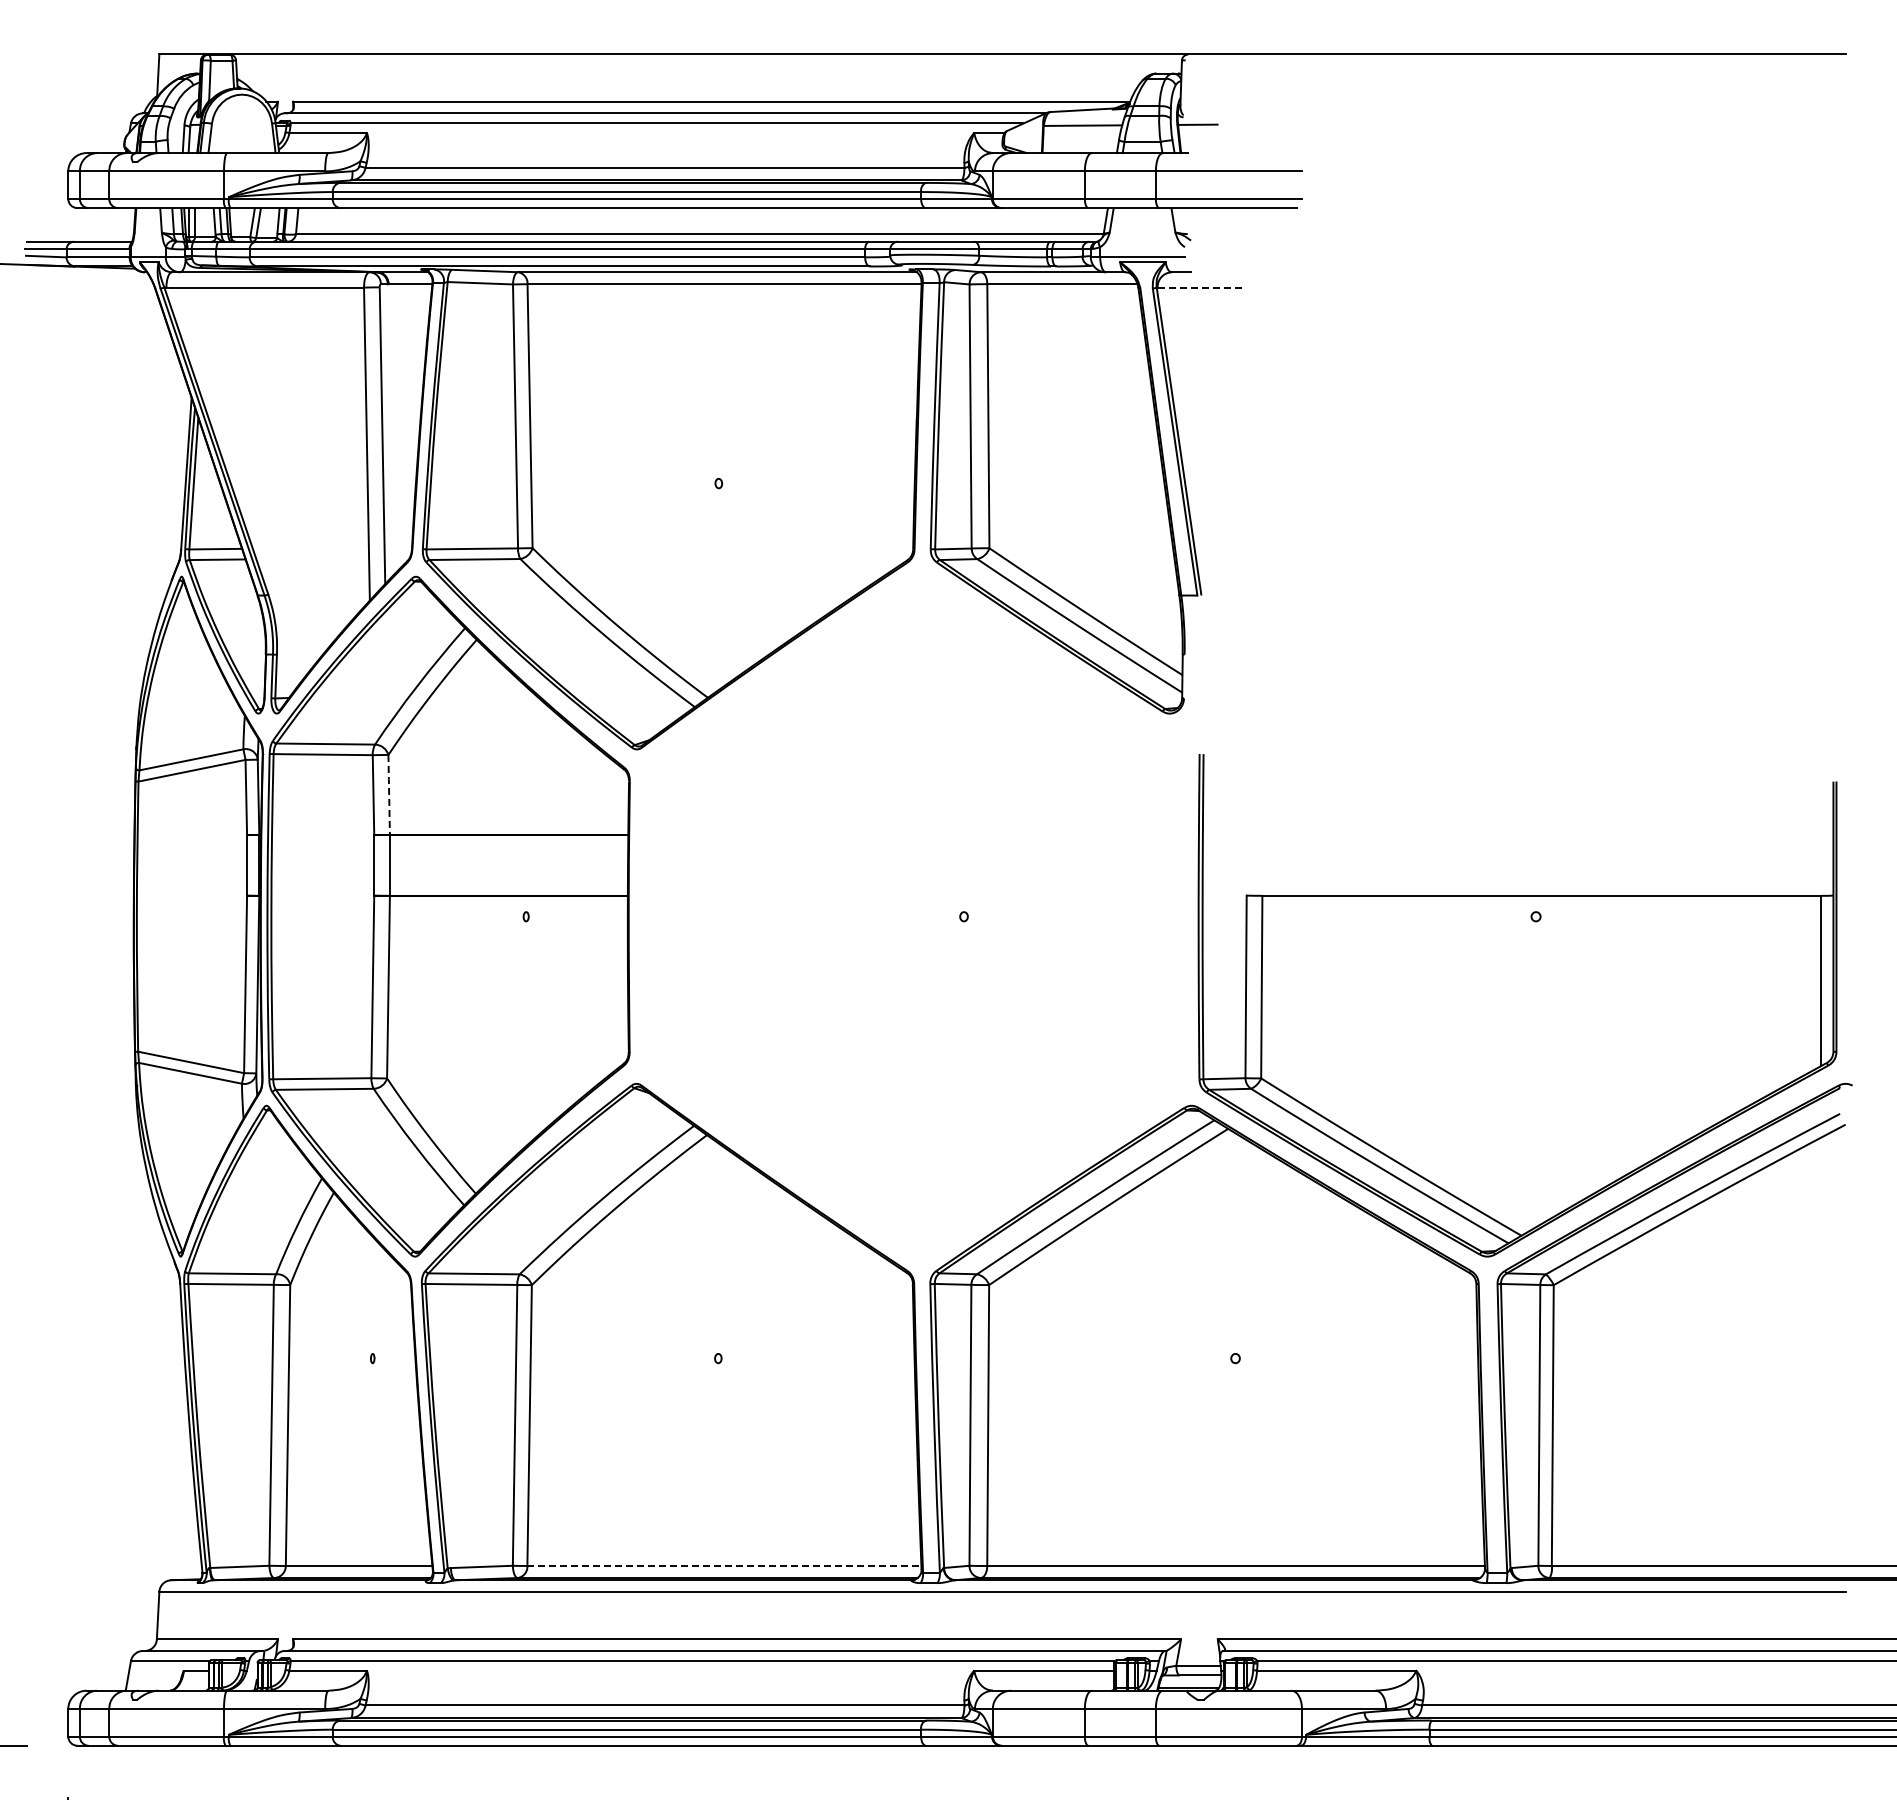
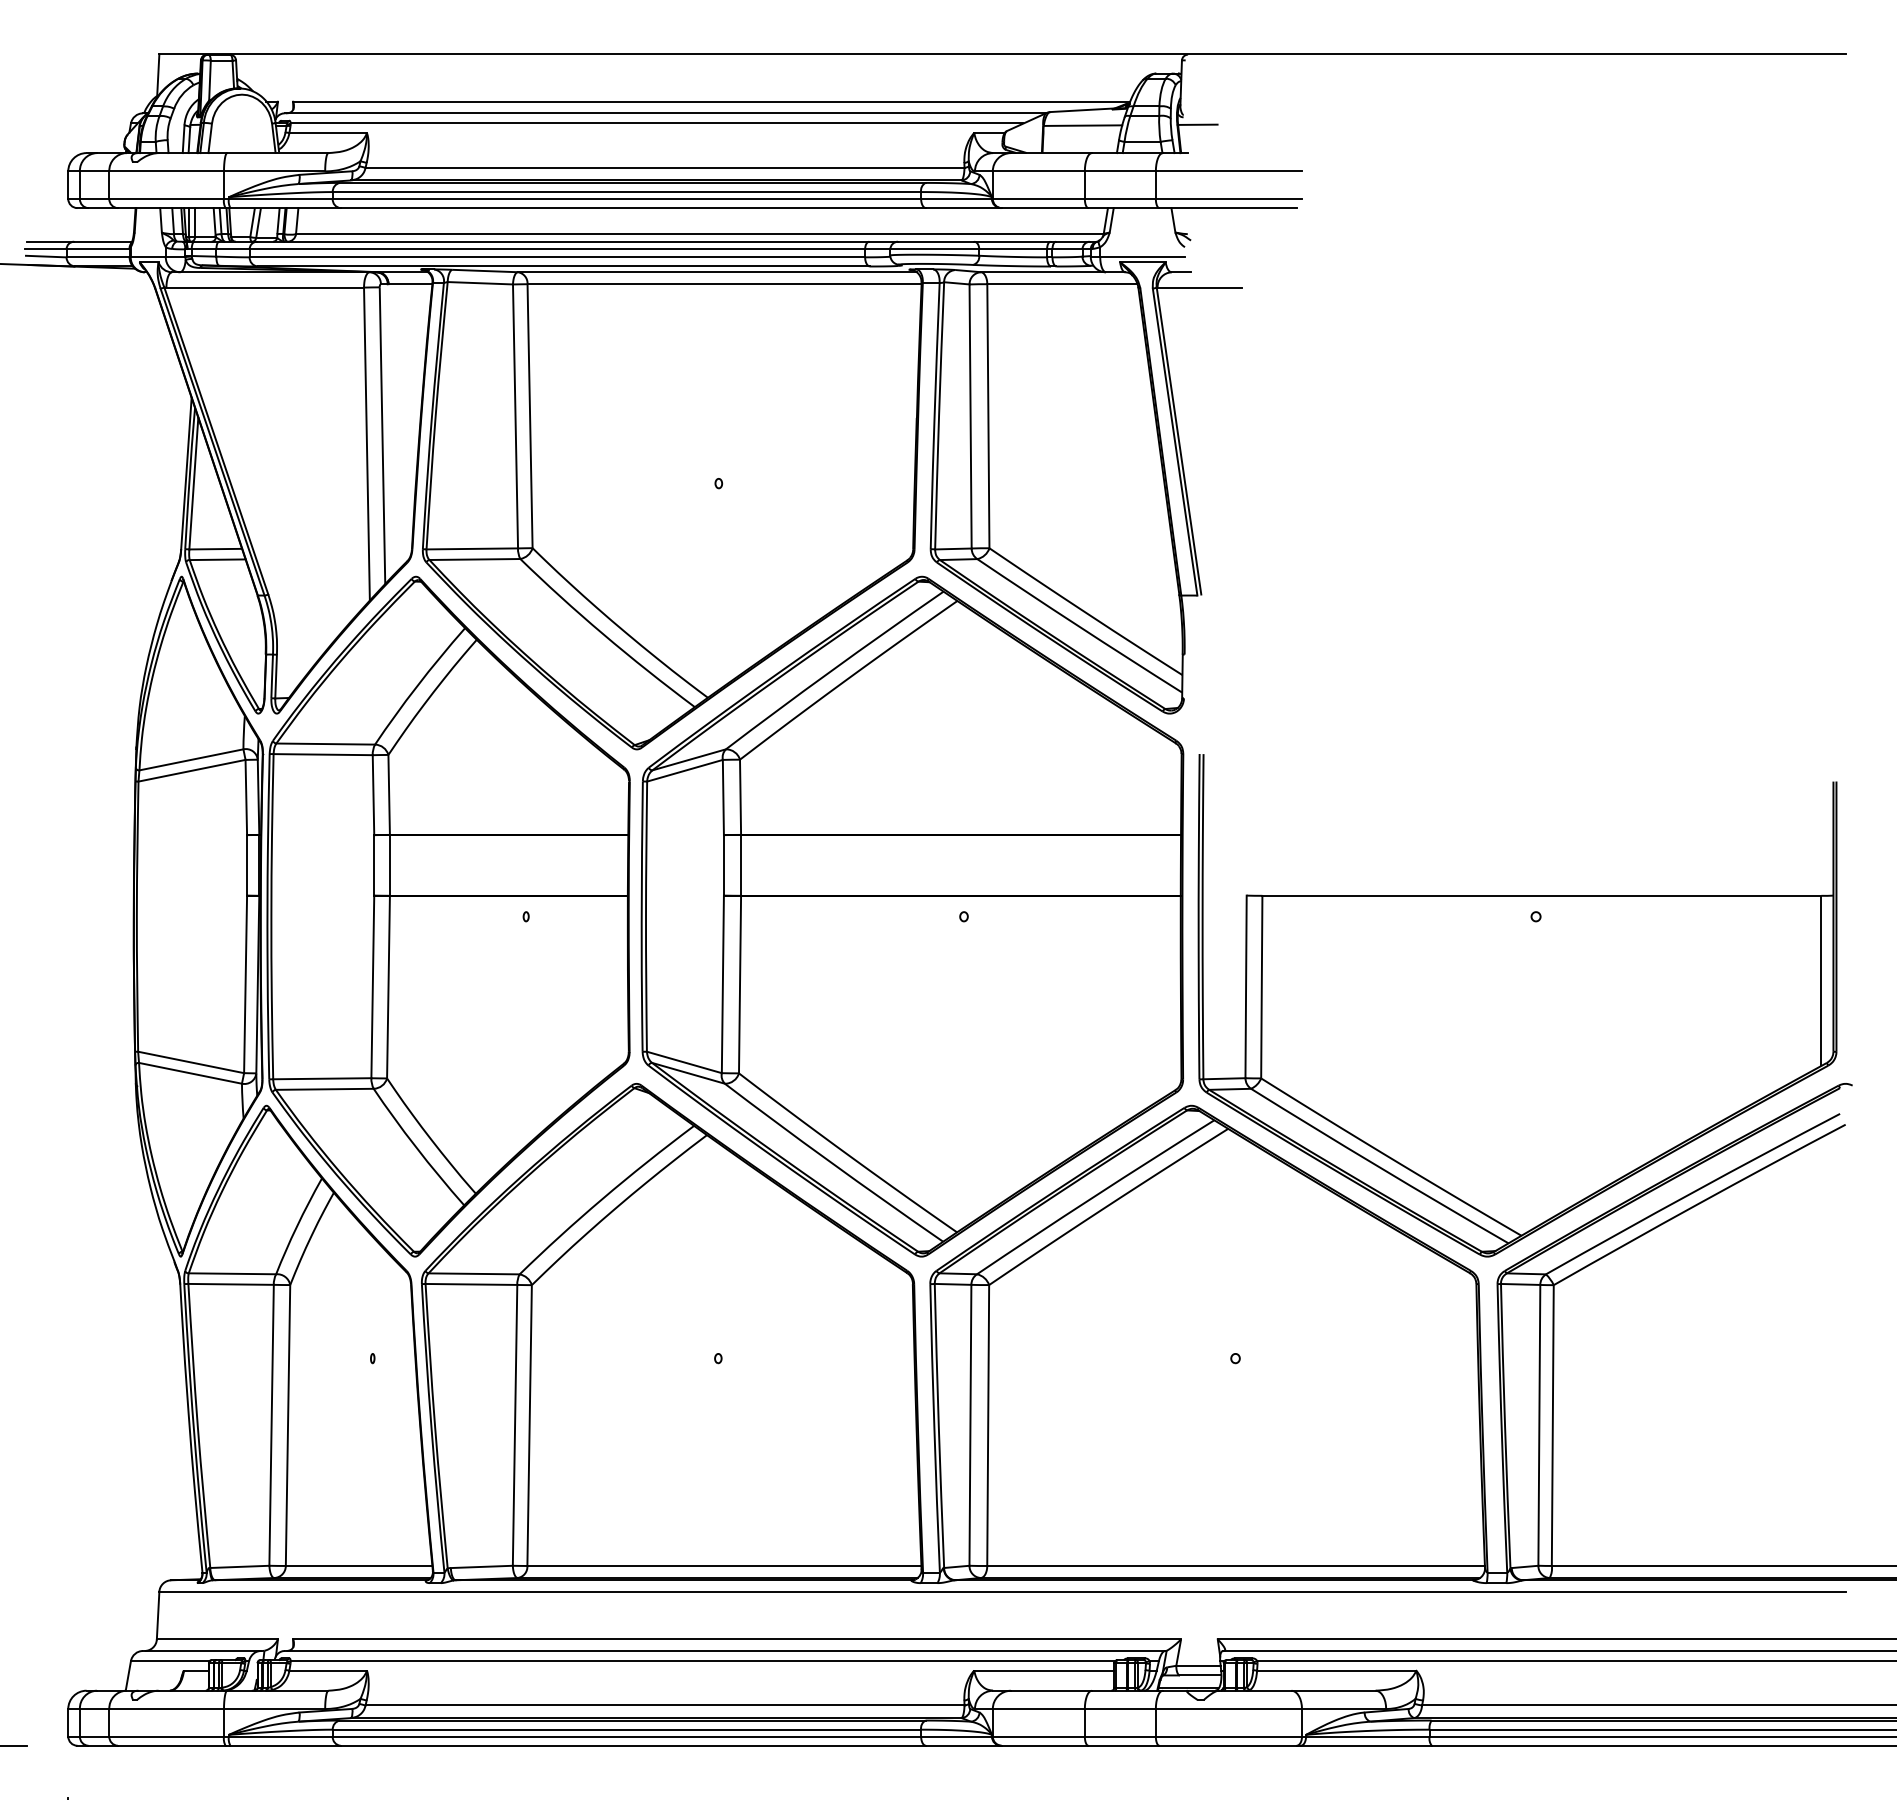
line: dashed -> solid (1199, 287)
line: dashed -> solid (389, 794)
part: none -> present (912, 916)
line: dashed -> solid (724, 1566)
